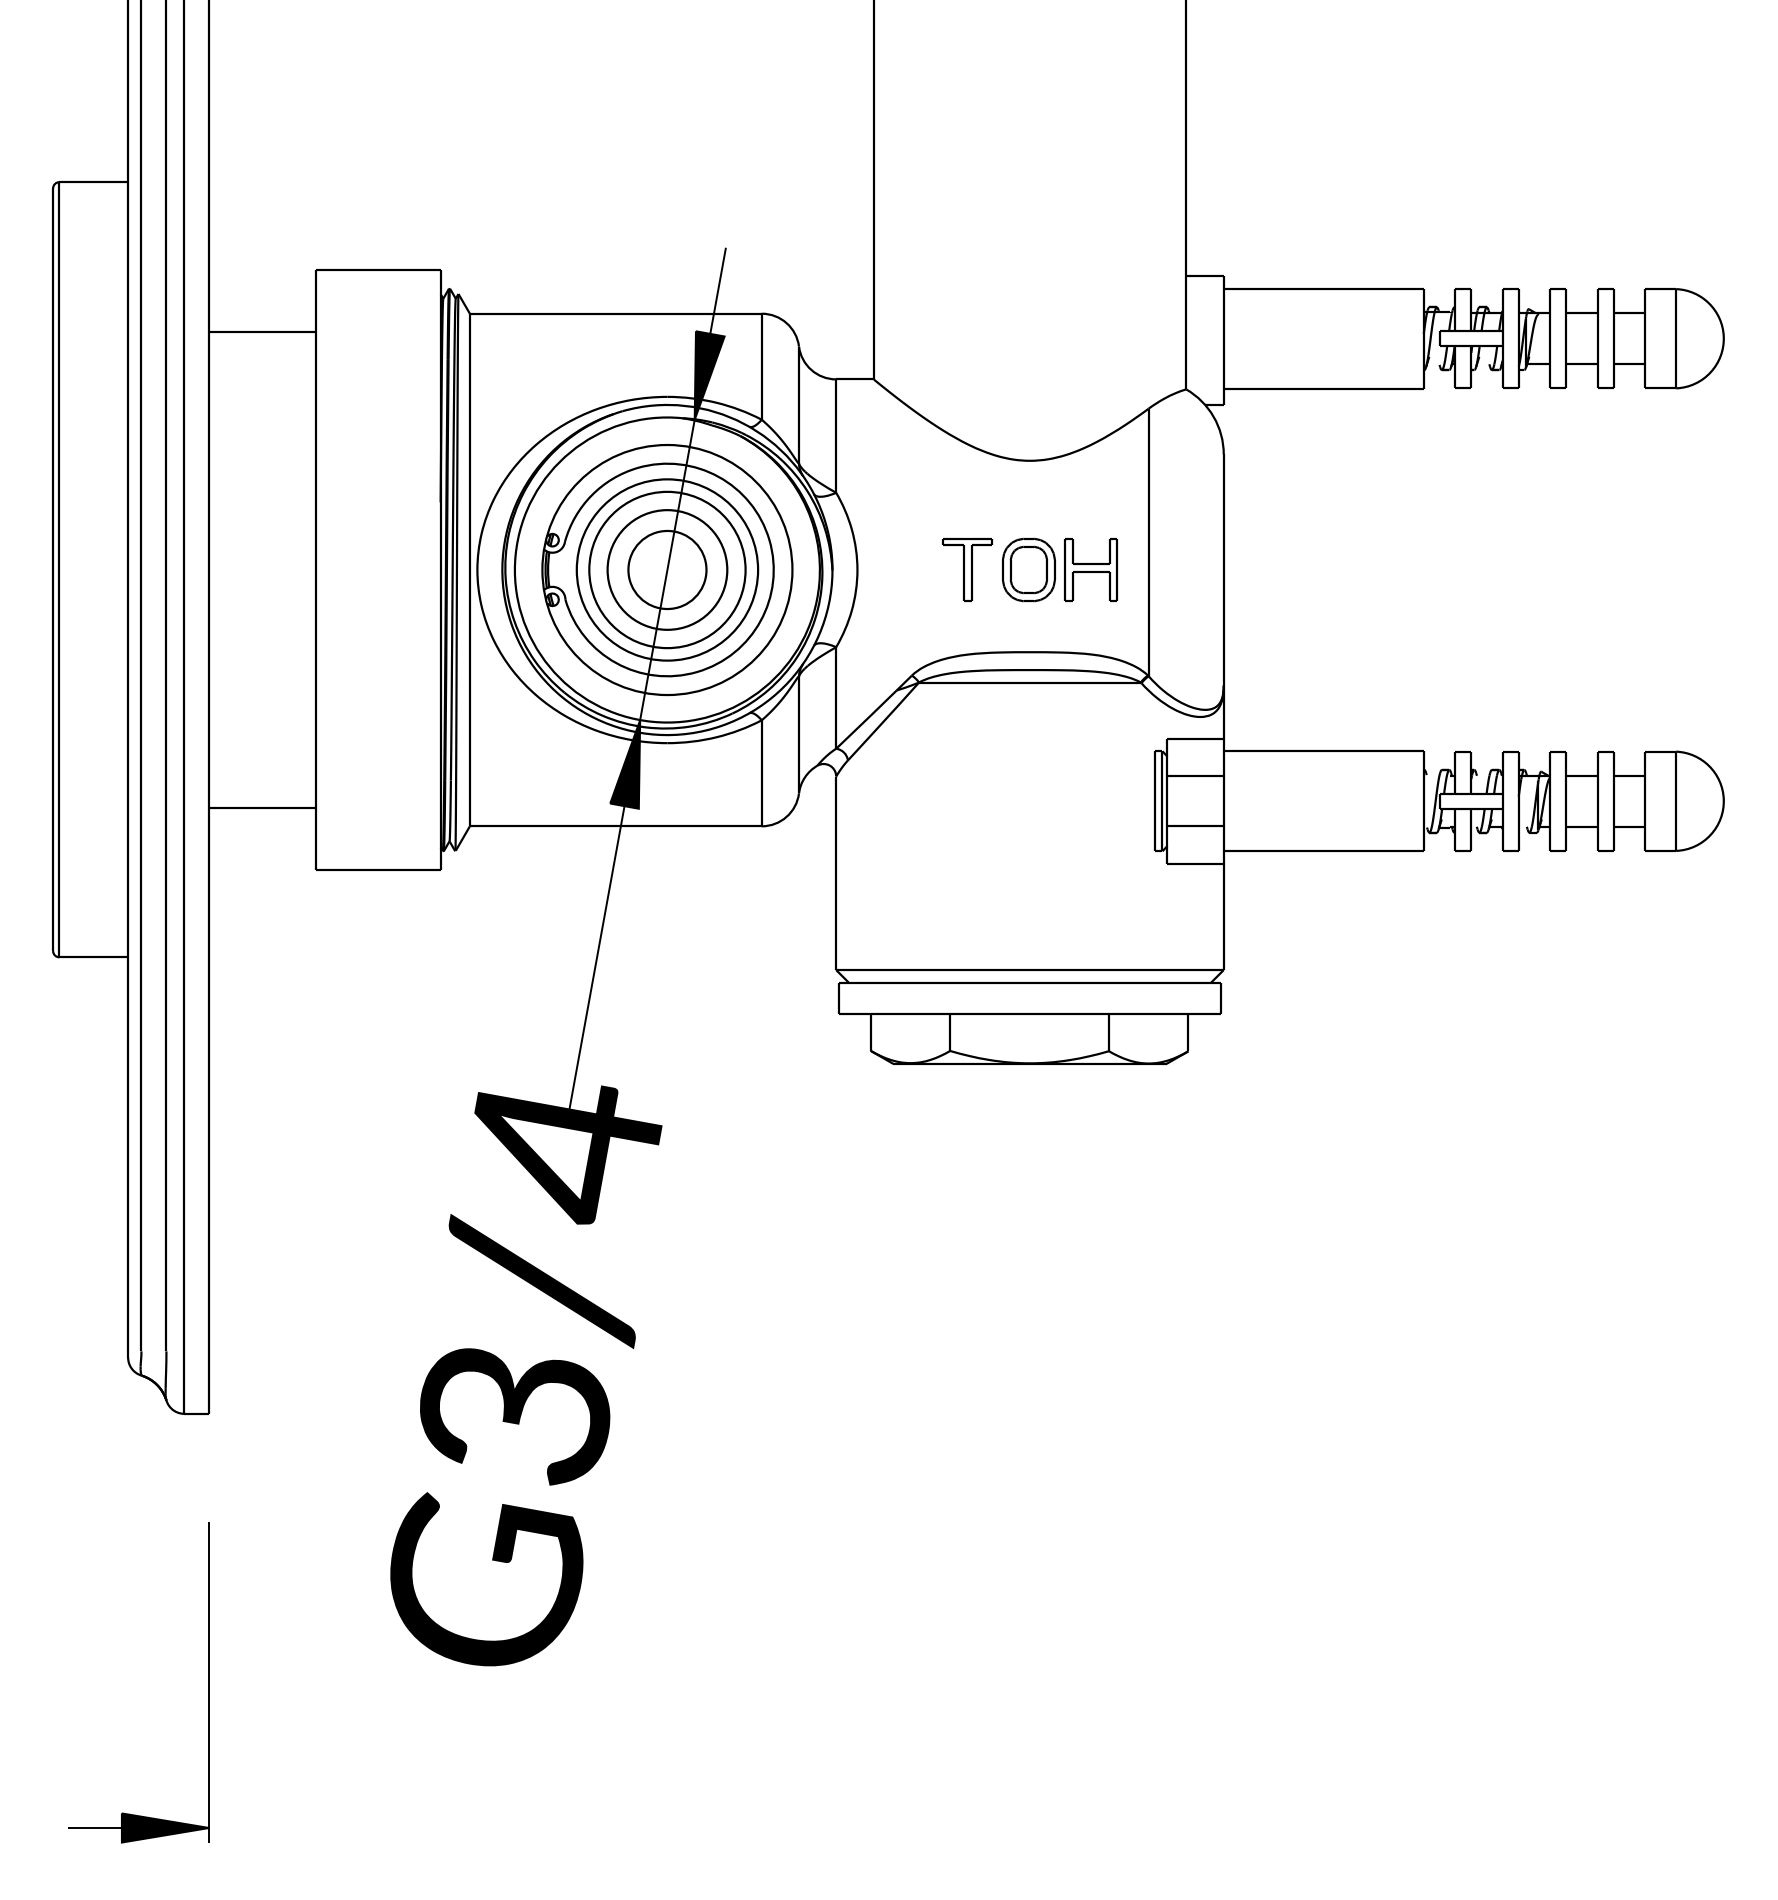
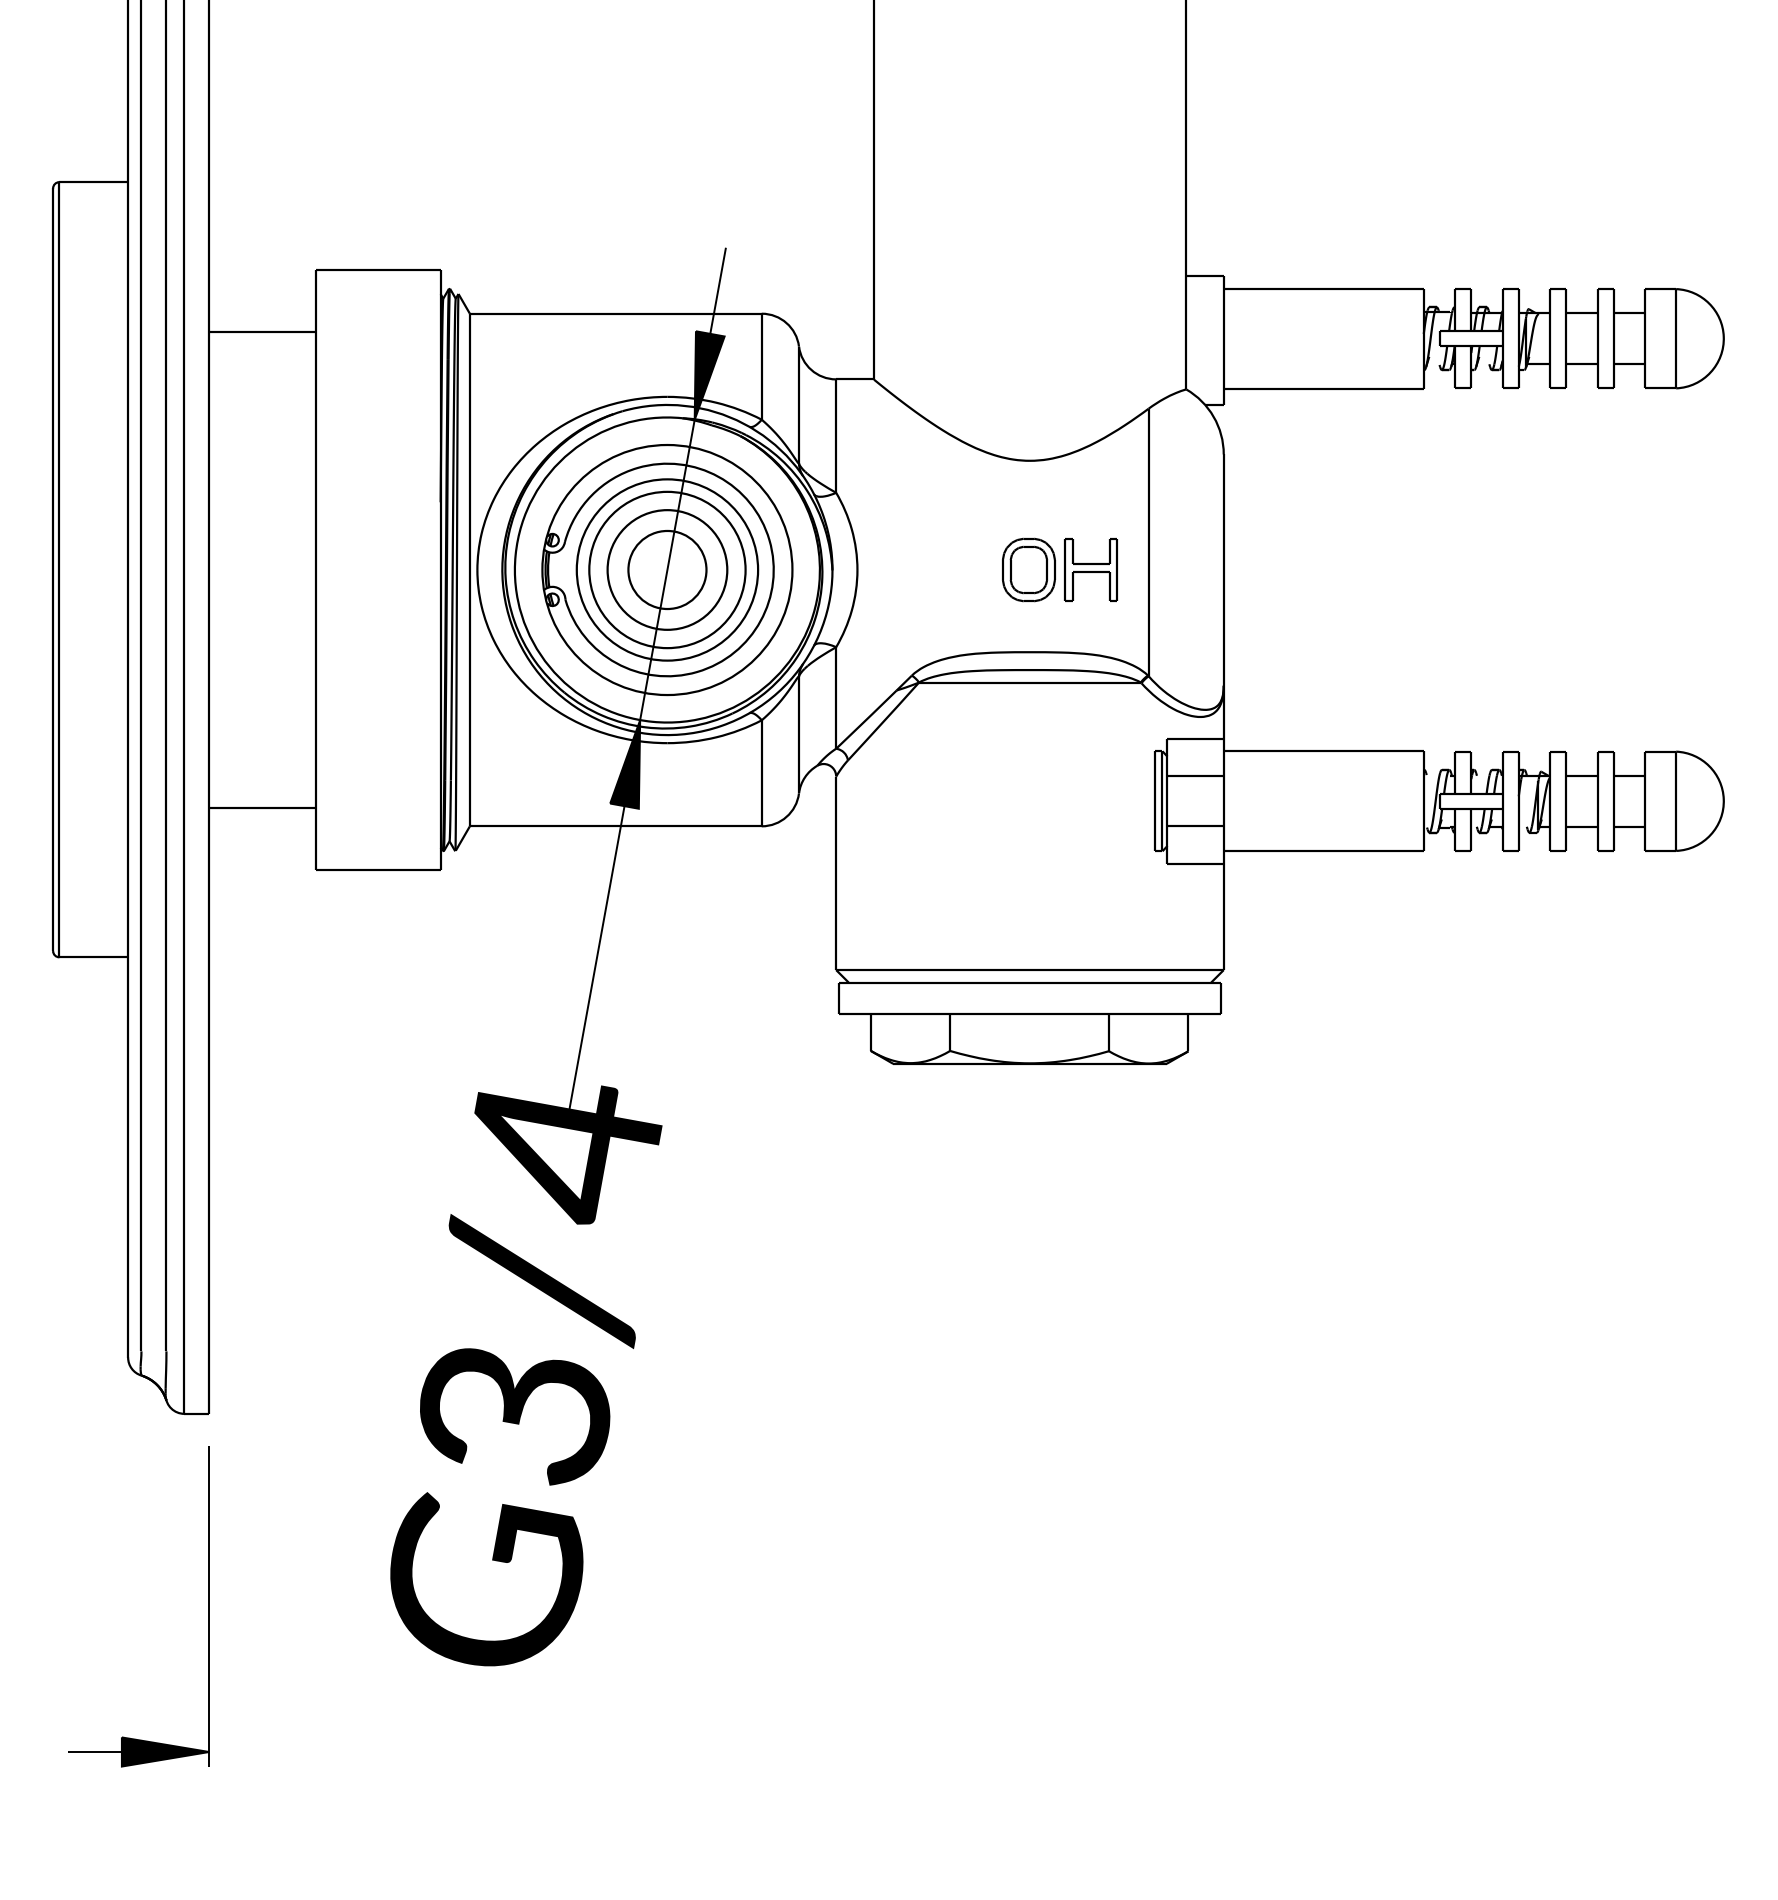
part: present -> none (967, 569)
part position: (208, 1682) -> (208, 1606) (208, 1606)
